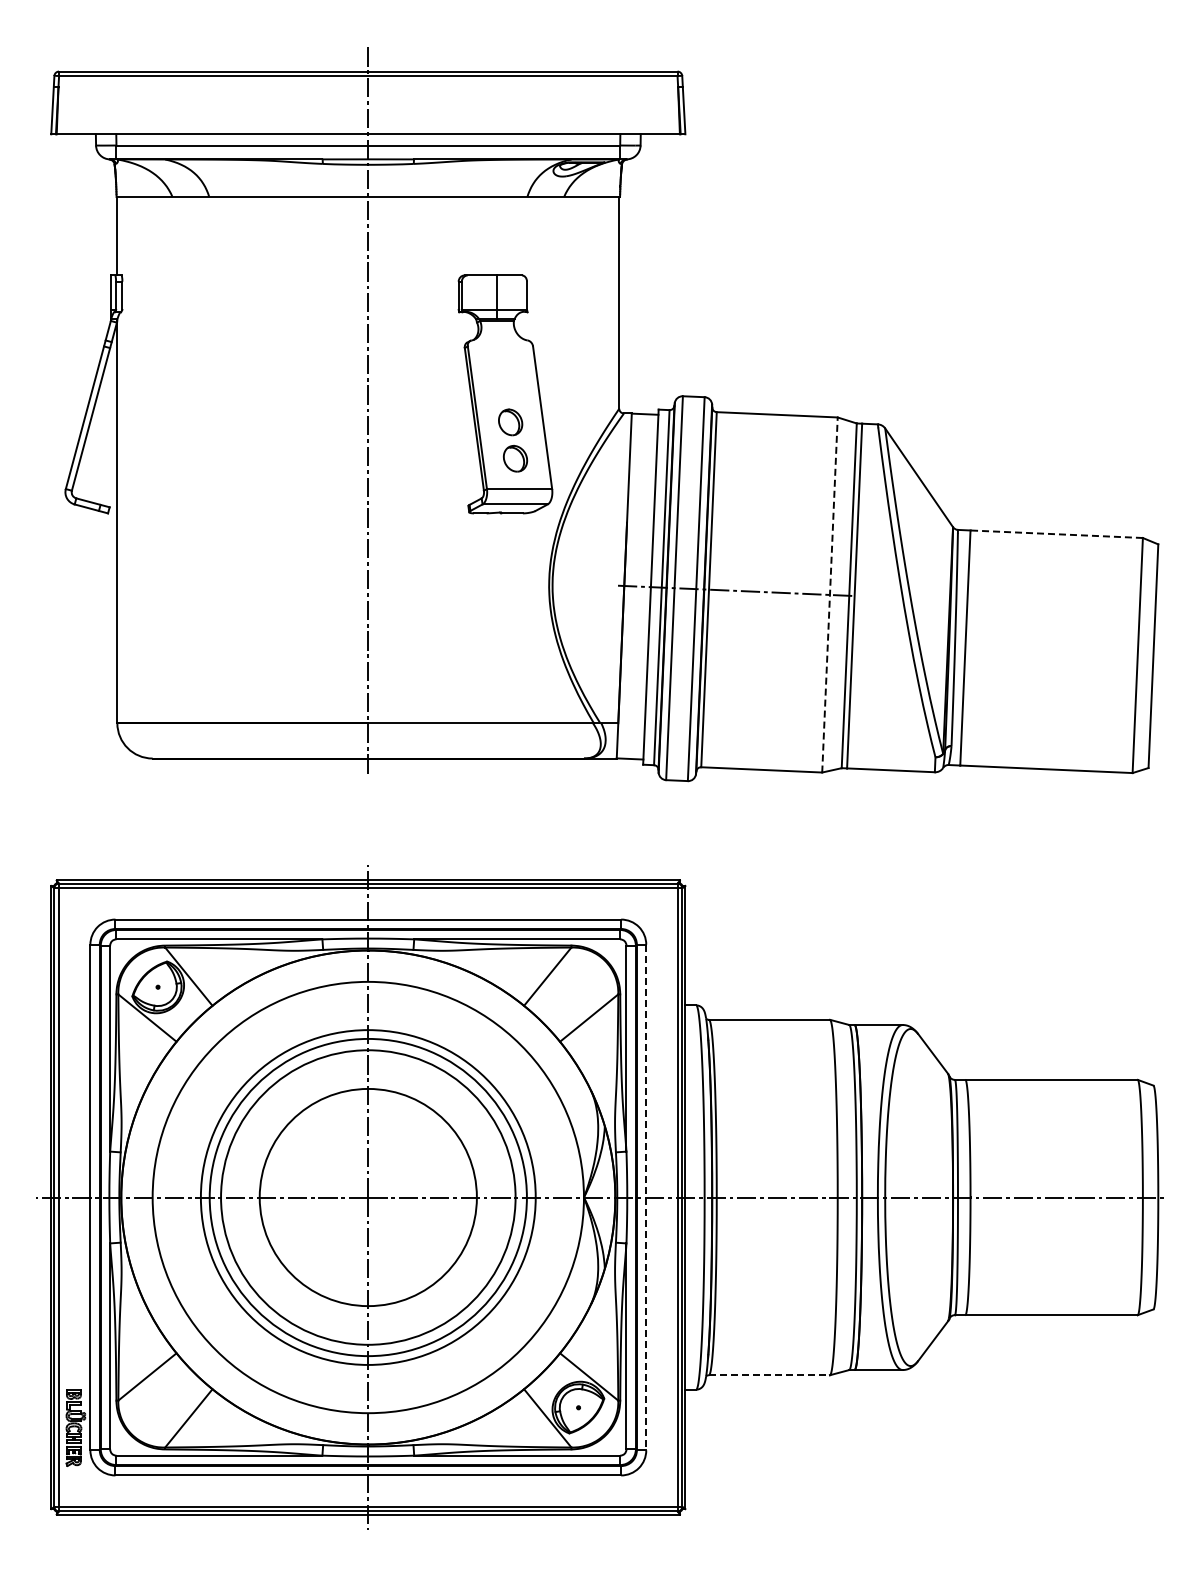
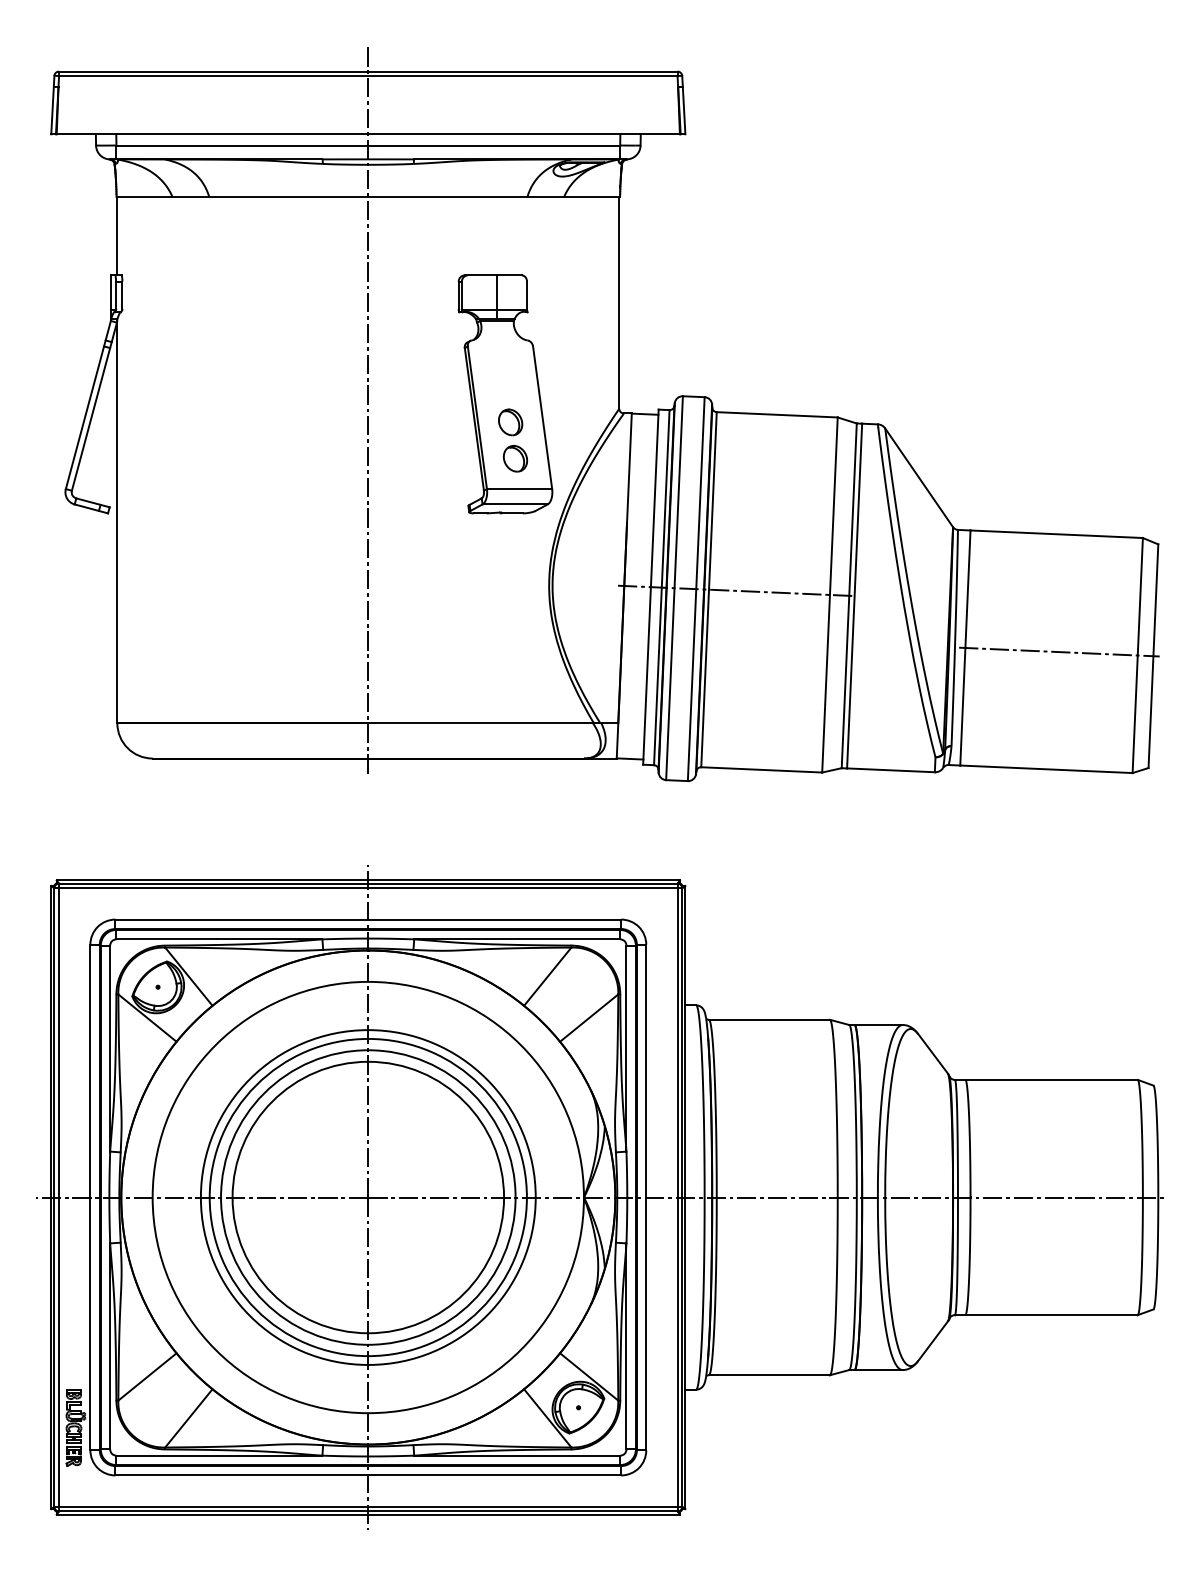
line: dashed -> solid (1056, 534)
line: dashed -> solid (829, 595)
line: none -> present (1059, 651)
circle diameter: 217 px -> 271 px (368, 1197)
line: dashed -> solid (646, 1197)
line: dashed -> solid (769, 1375)
